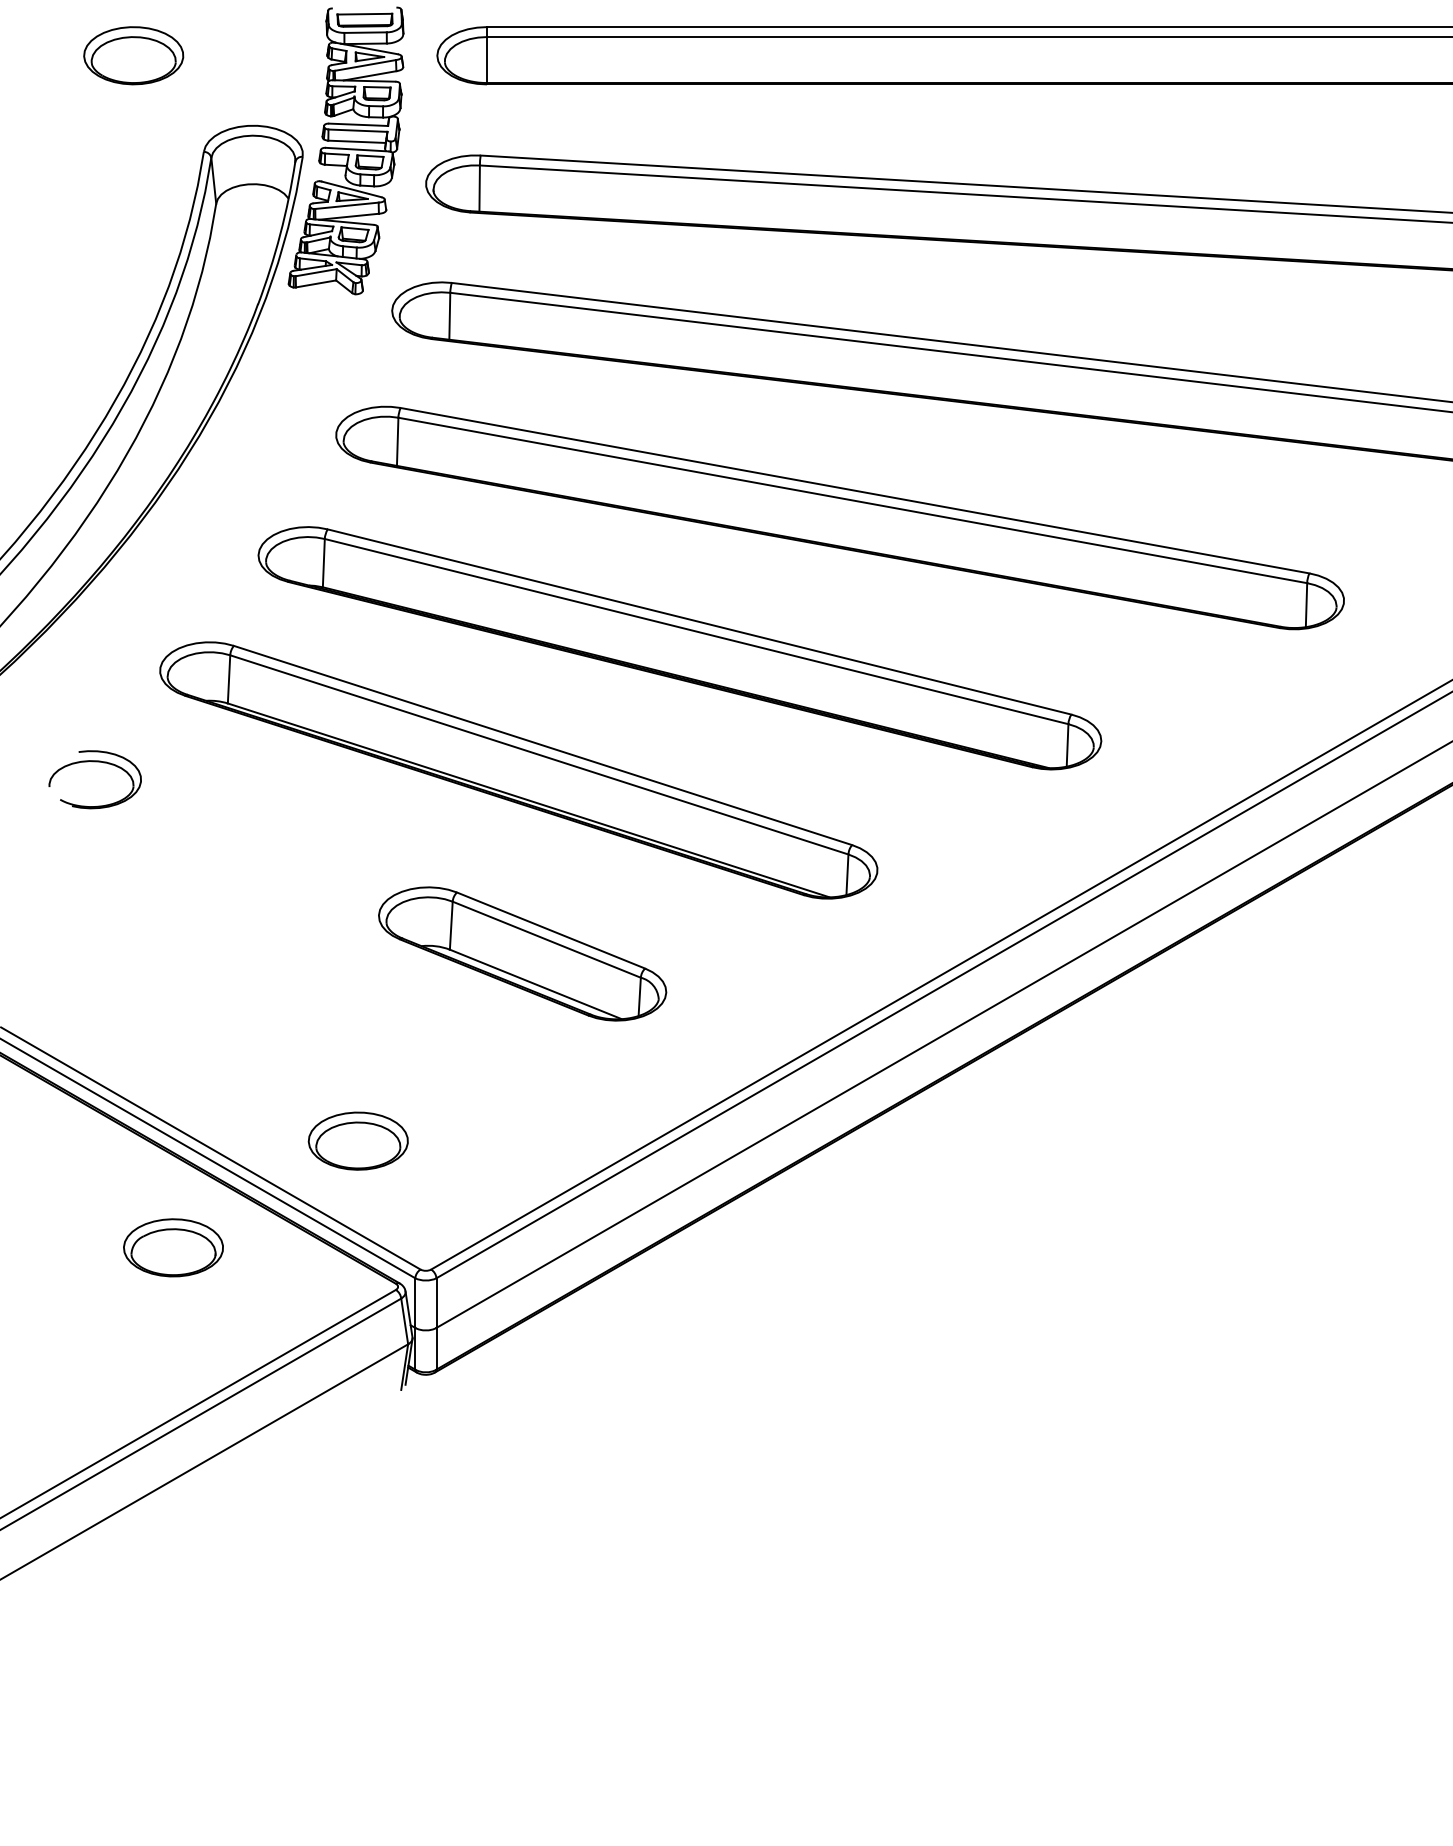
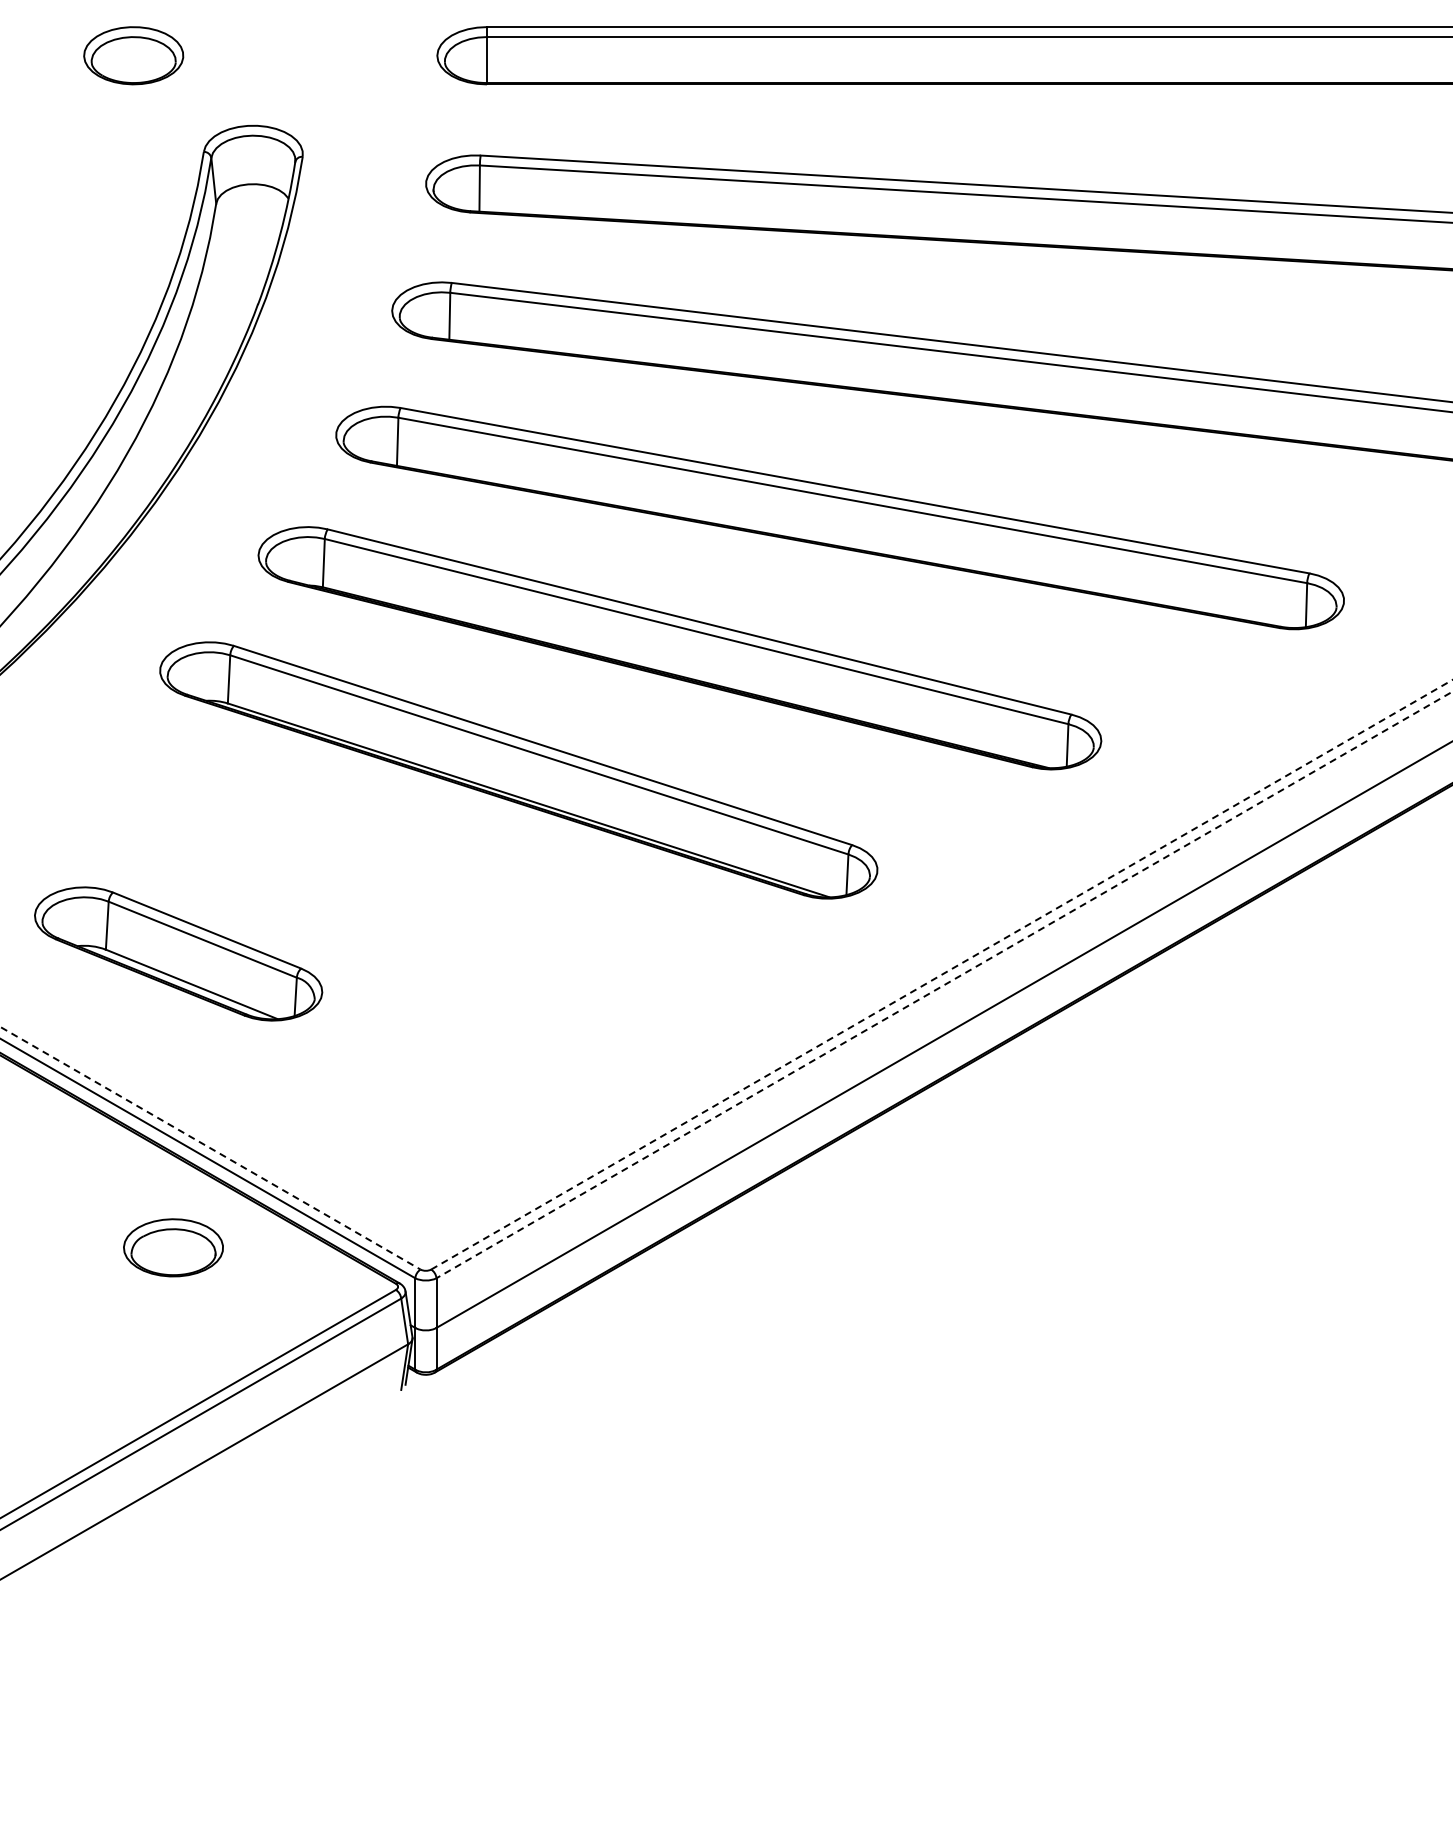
part: present -> none (345, 150)
part: present -> none (94, 762)
part position: (522, 953) -> (178, 953) (178, 953)
line: solid -> dashed (942, 974)
line: solid -> dashed (943, 985)
part: present -> none (357, 1140)
line: solid -> dashed (211, 1148)
